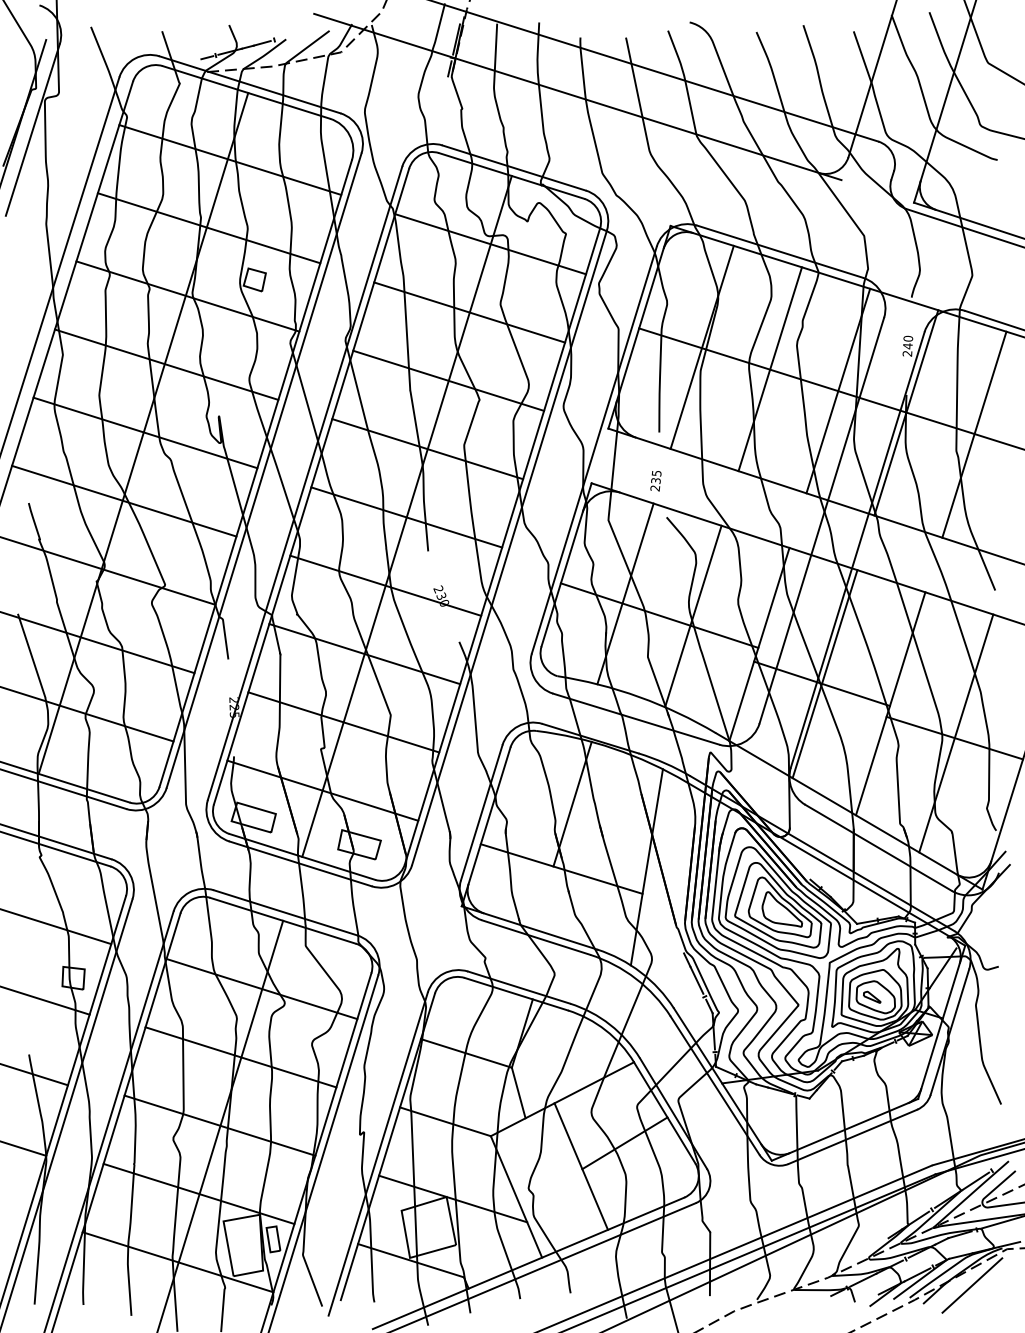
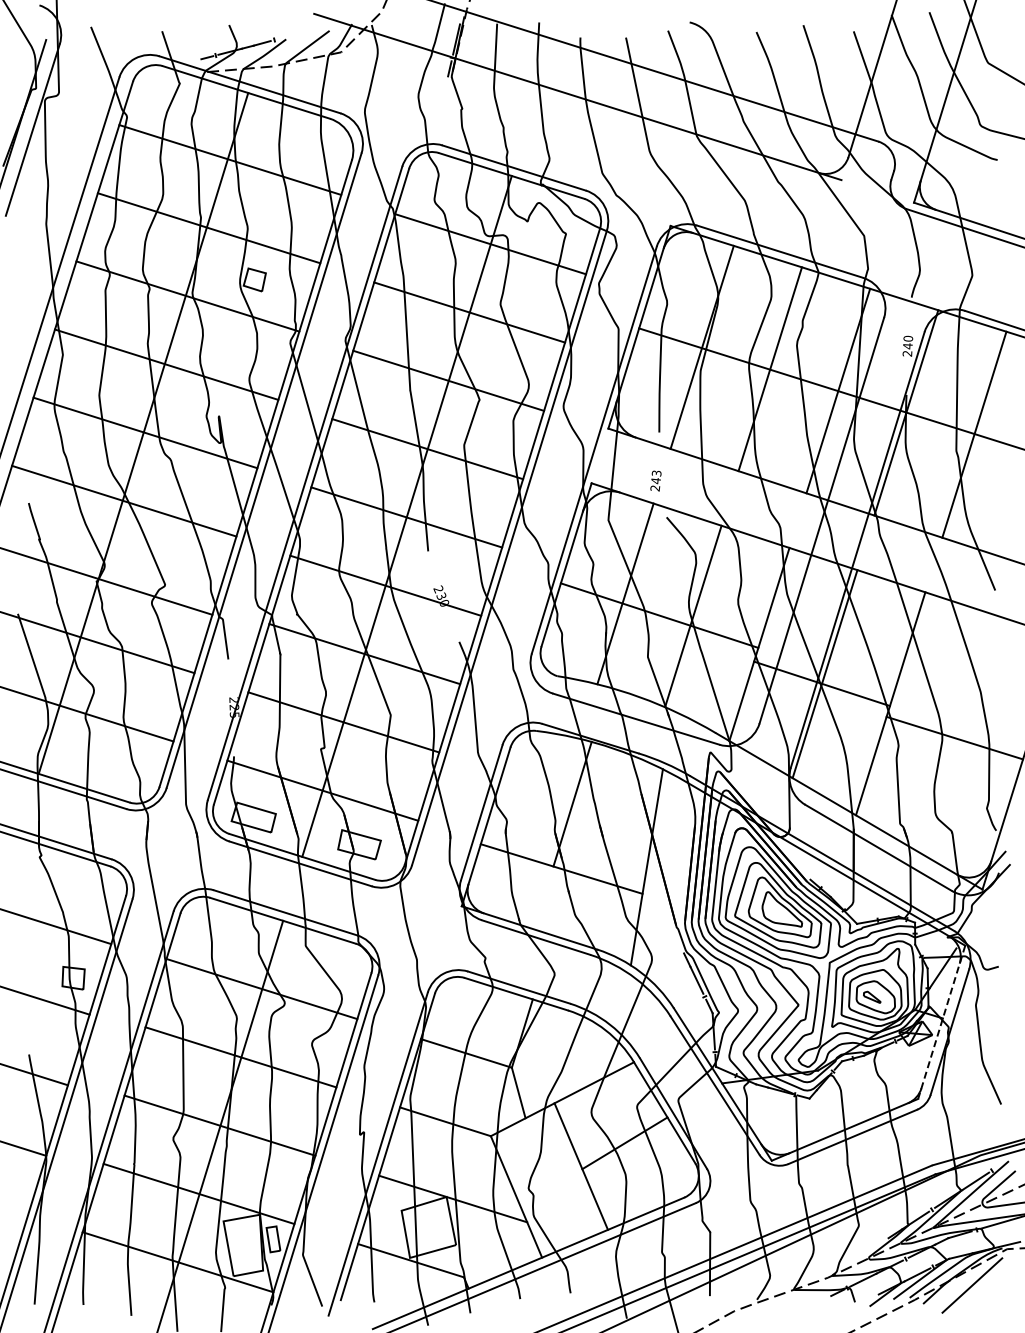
text: 235 -> 243 (655, 477)
line position: (108, 570) -> (107, 581) (107, 581)
line: present -> none (956, 733)
line: solid -> dashed (941, 1022)
